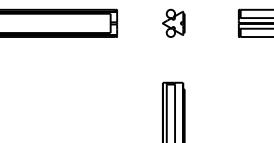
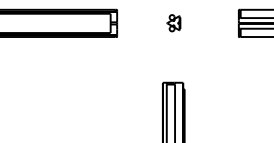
part size: 24x30 px -> 16x19 px (173, 23)
